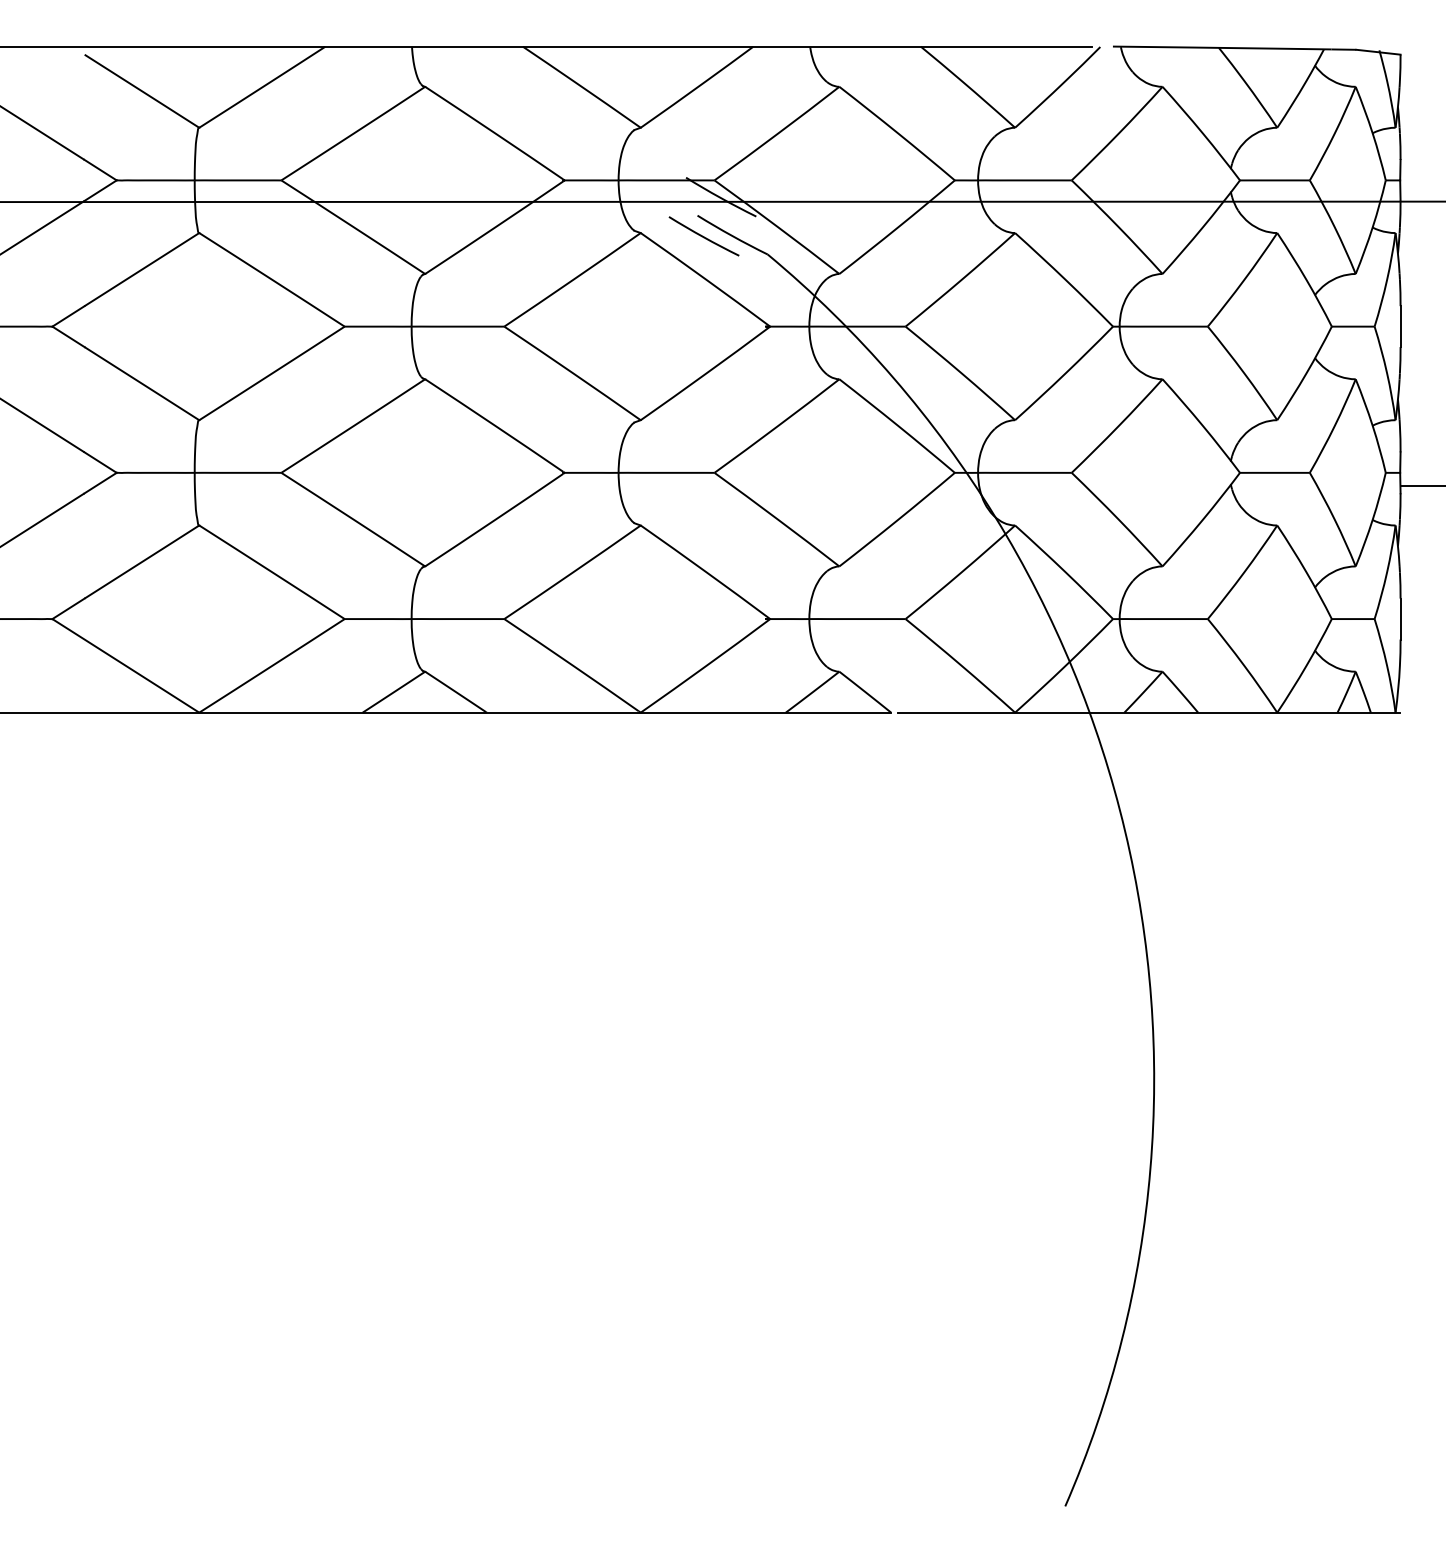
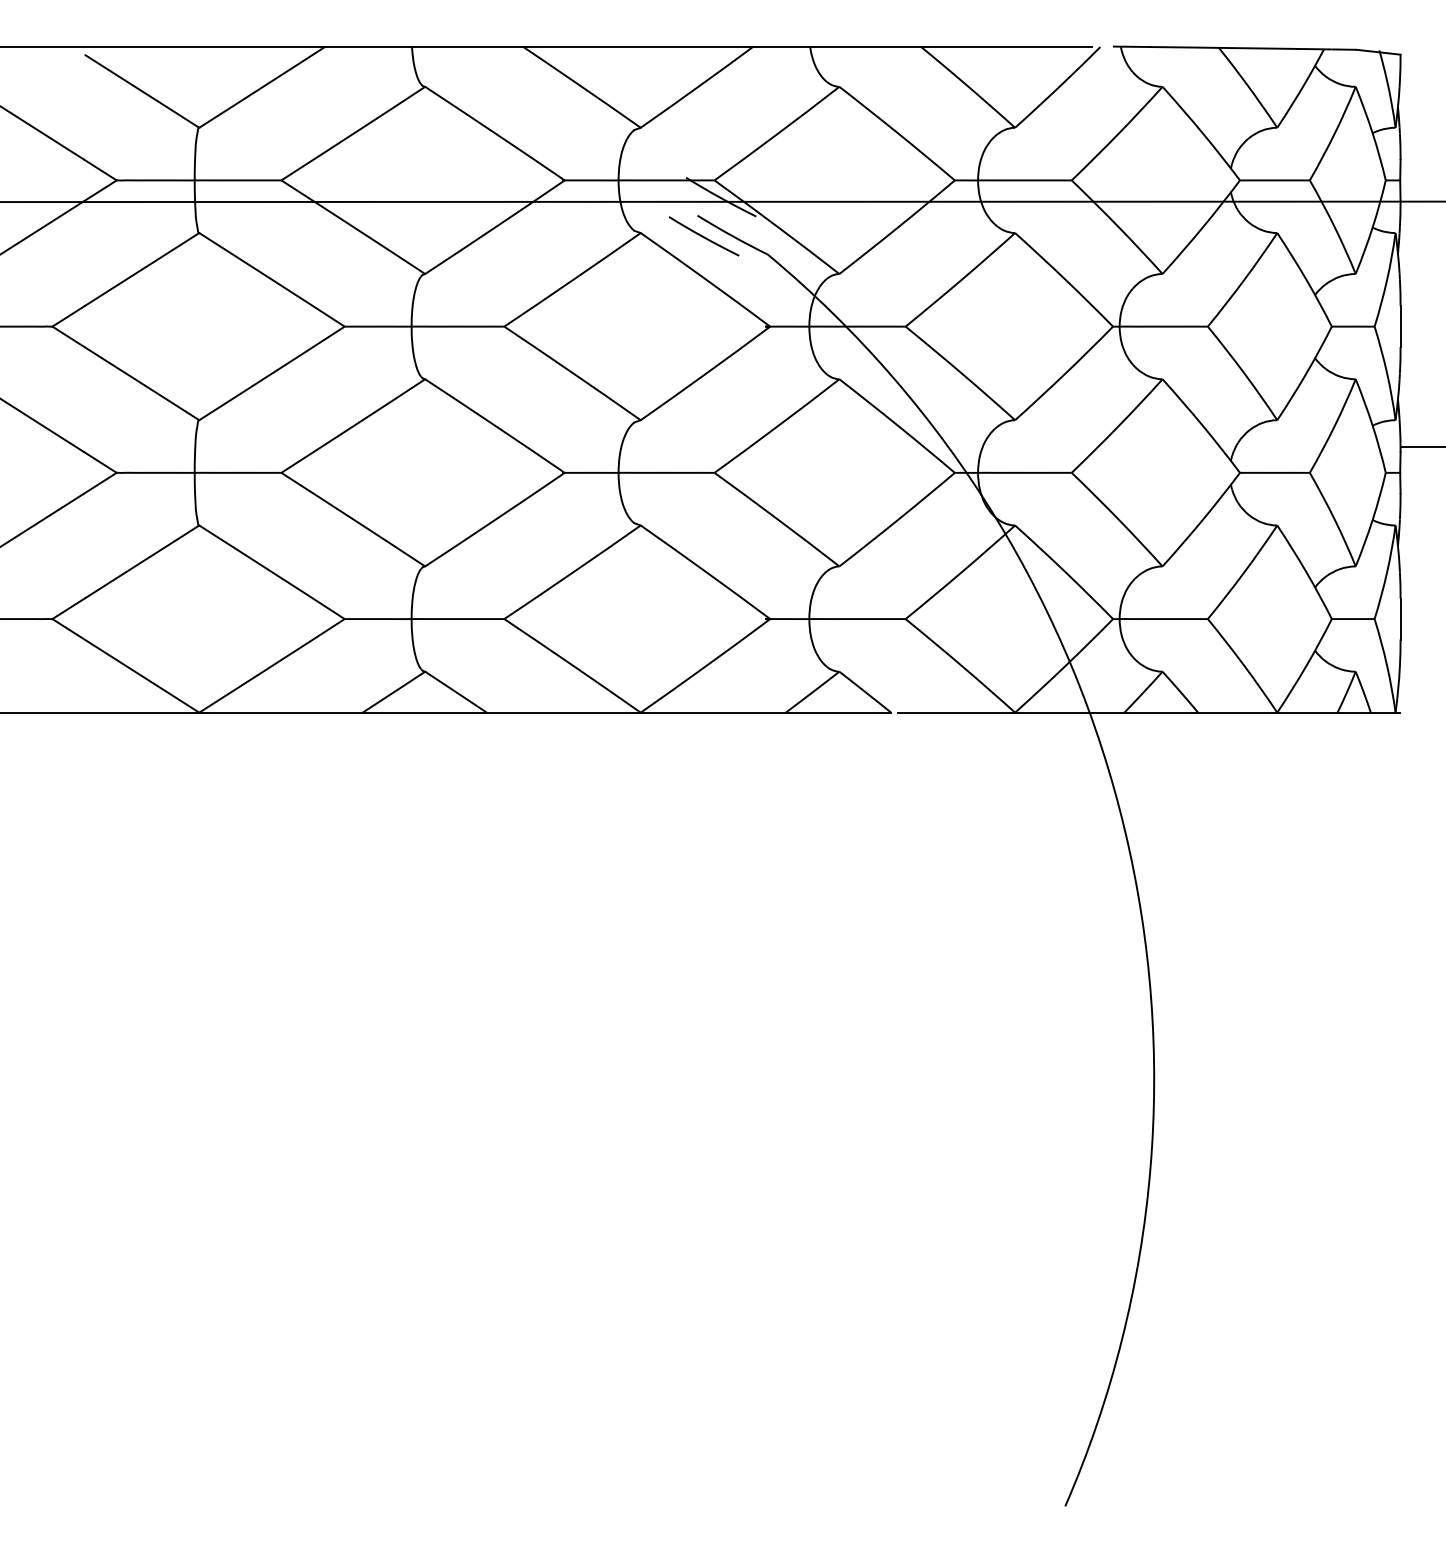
line position: (1421, 485) -> (1421, 446) (1421, 446)
